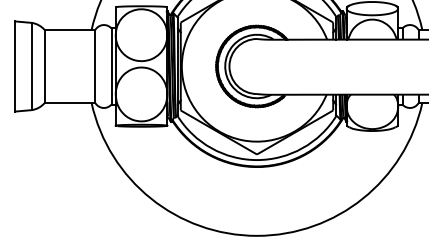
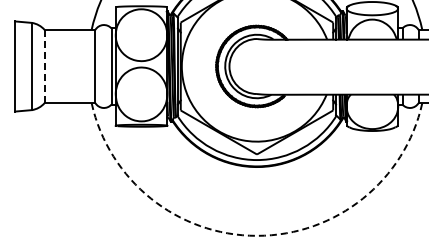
line: solid -> dashed (44, 66)
arc: solid -> dashed (256, 235)
